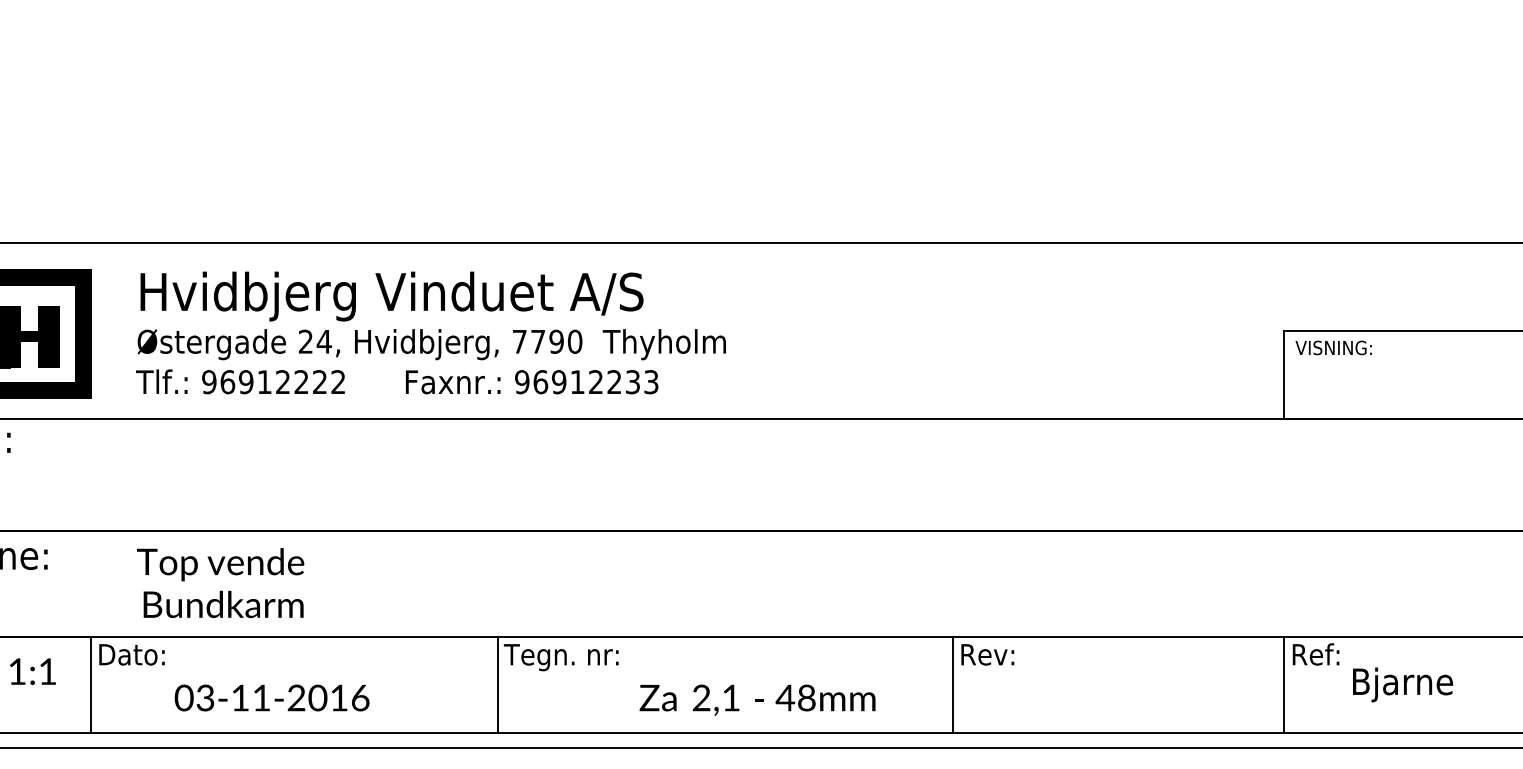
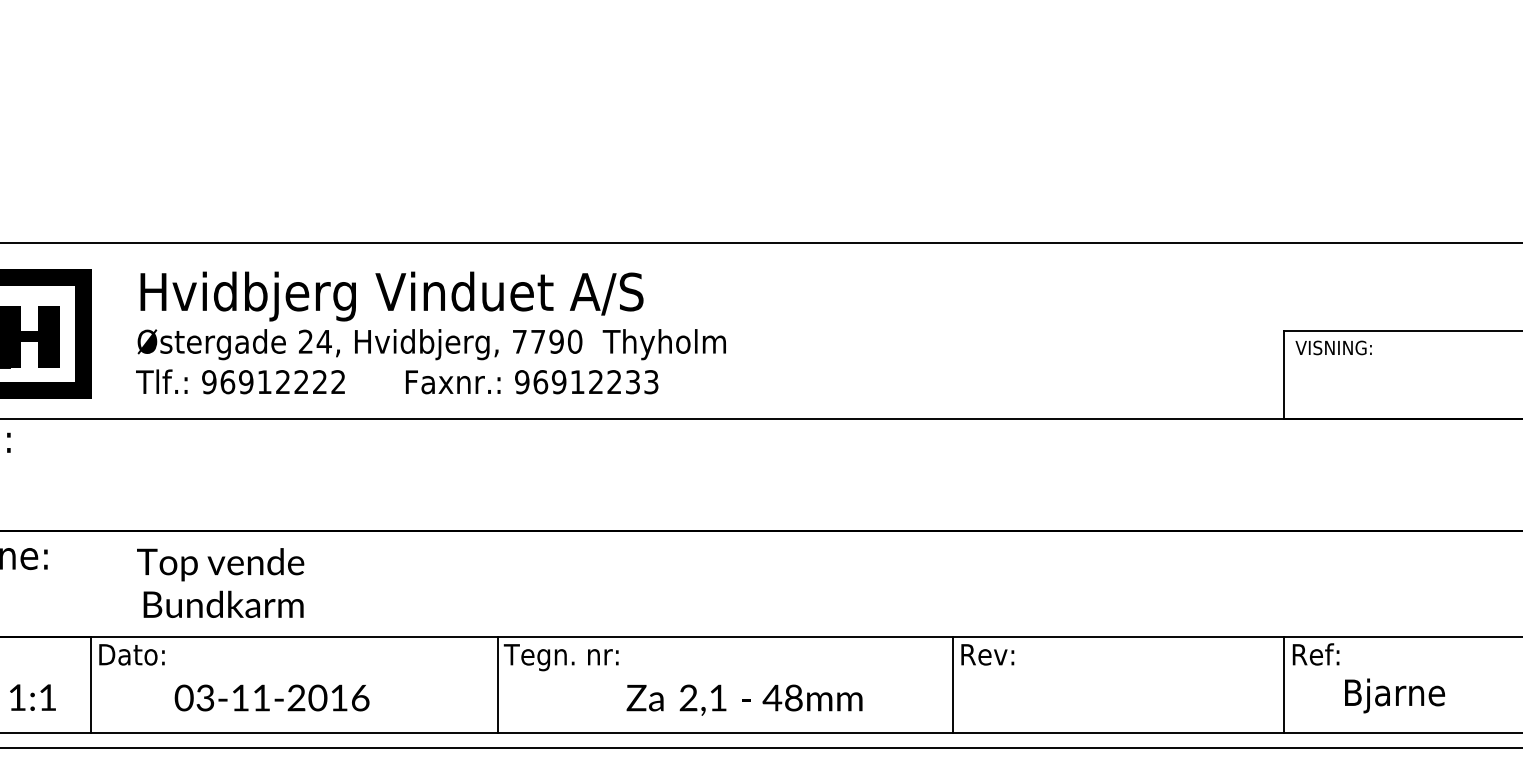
text position: (32, 671) -> (32, 697) (32, 697)
text position: (1403, 684) -> (1395, 695) (1395, 695)
text position: (757, 699) -> (744, 699) (744, 699)
